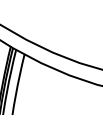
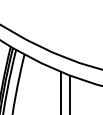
line: none -> present (60, 91)
line: none -> present (70, 93)
